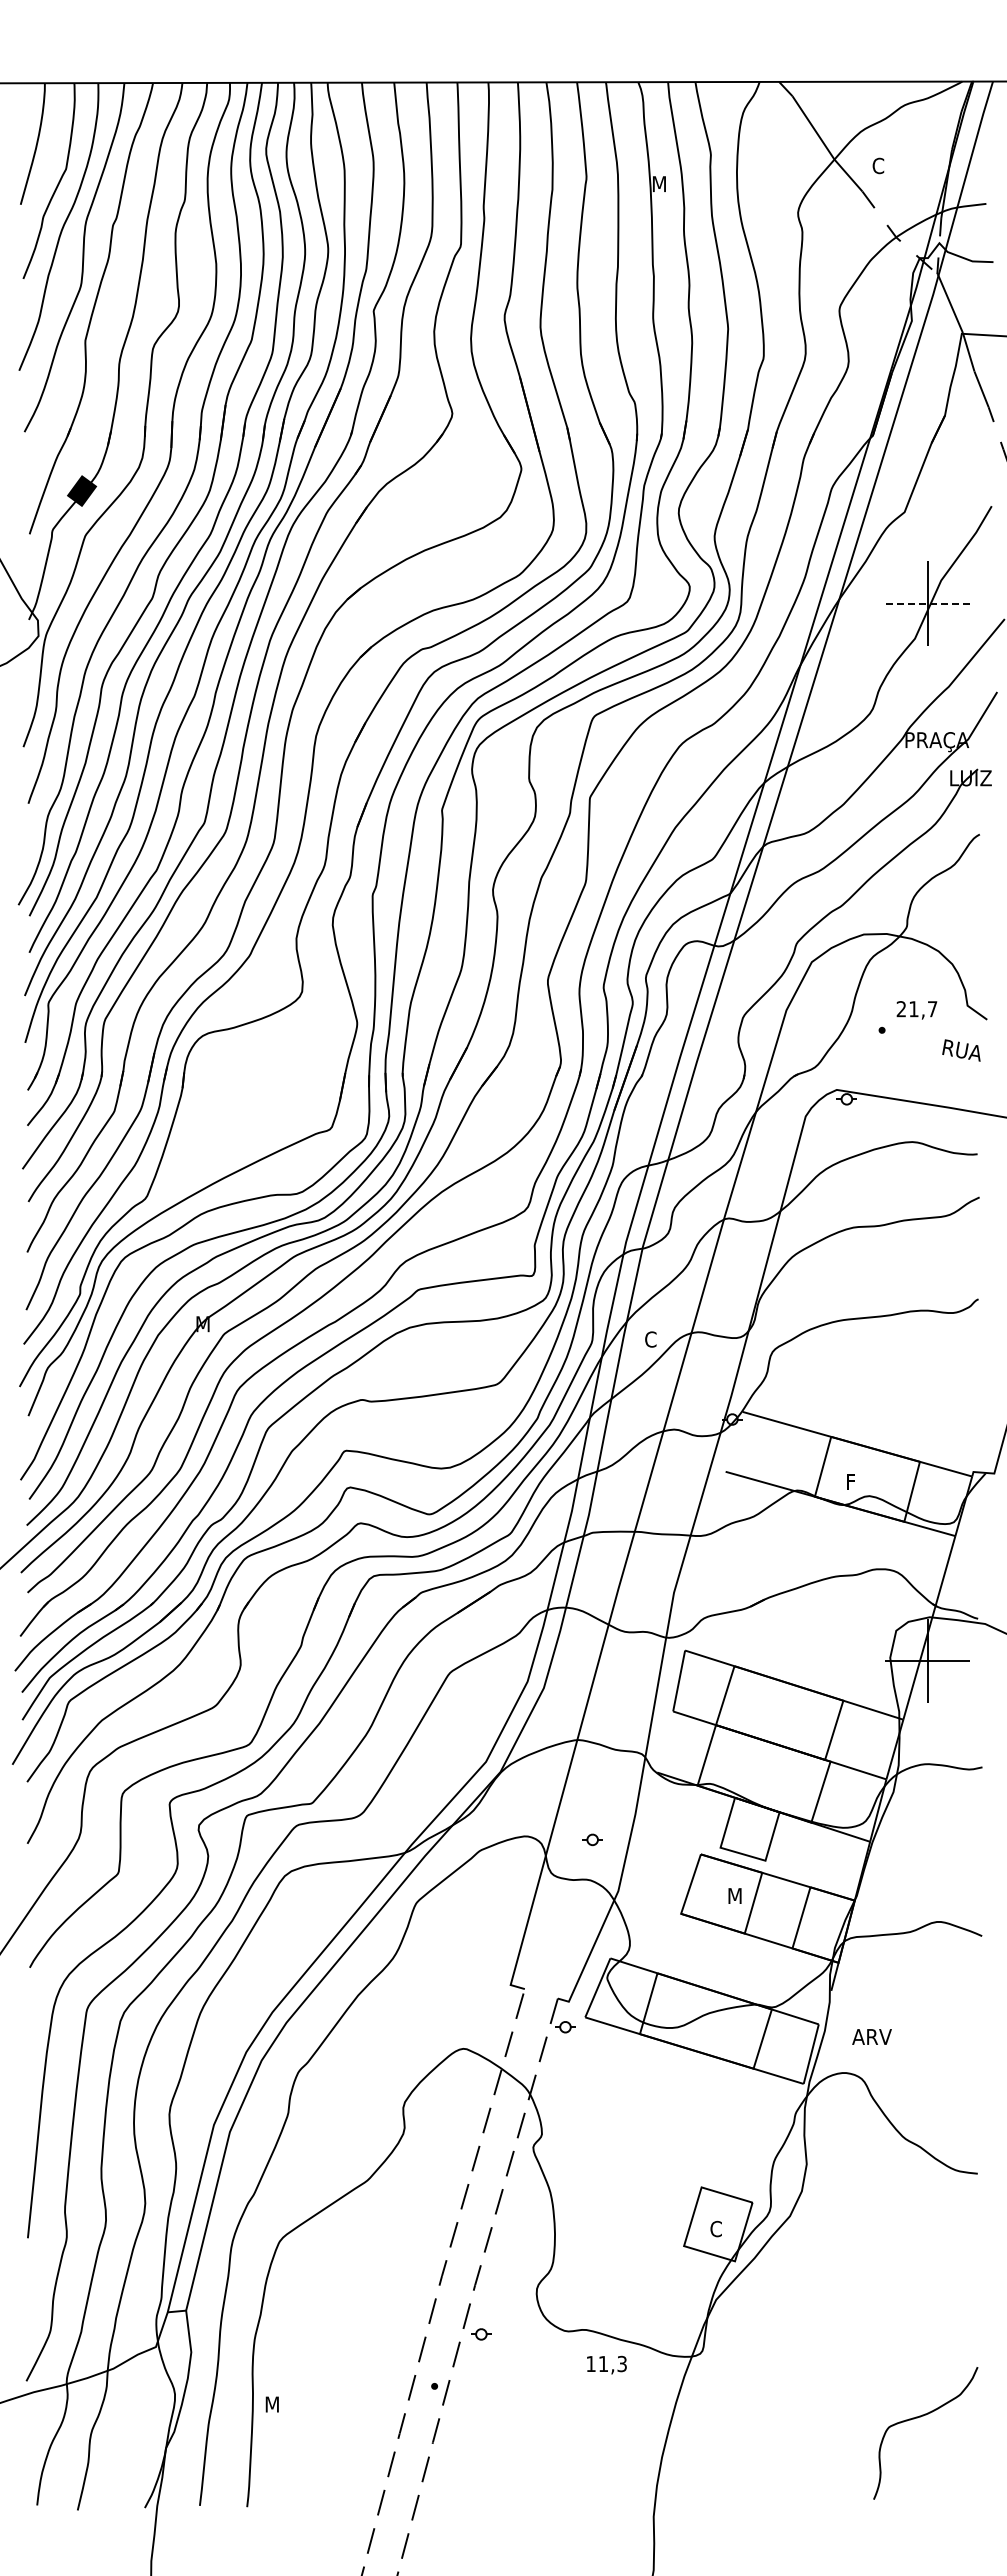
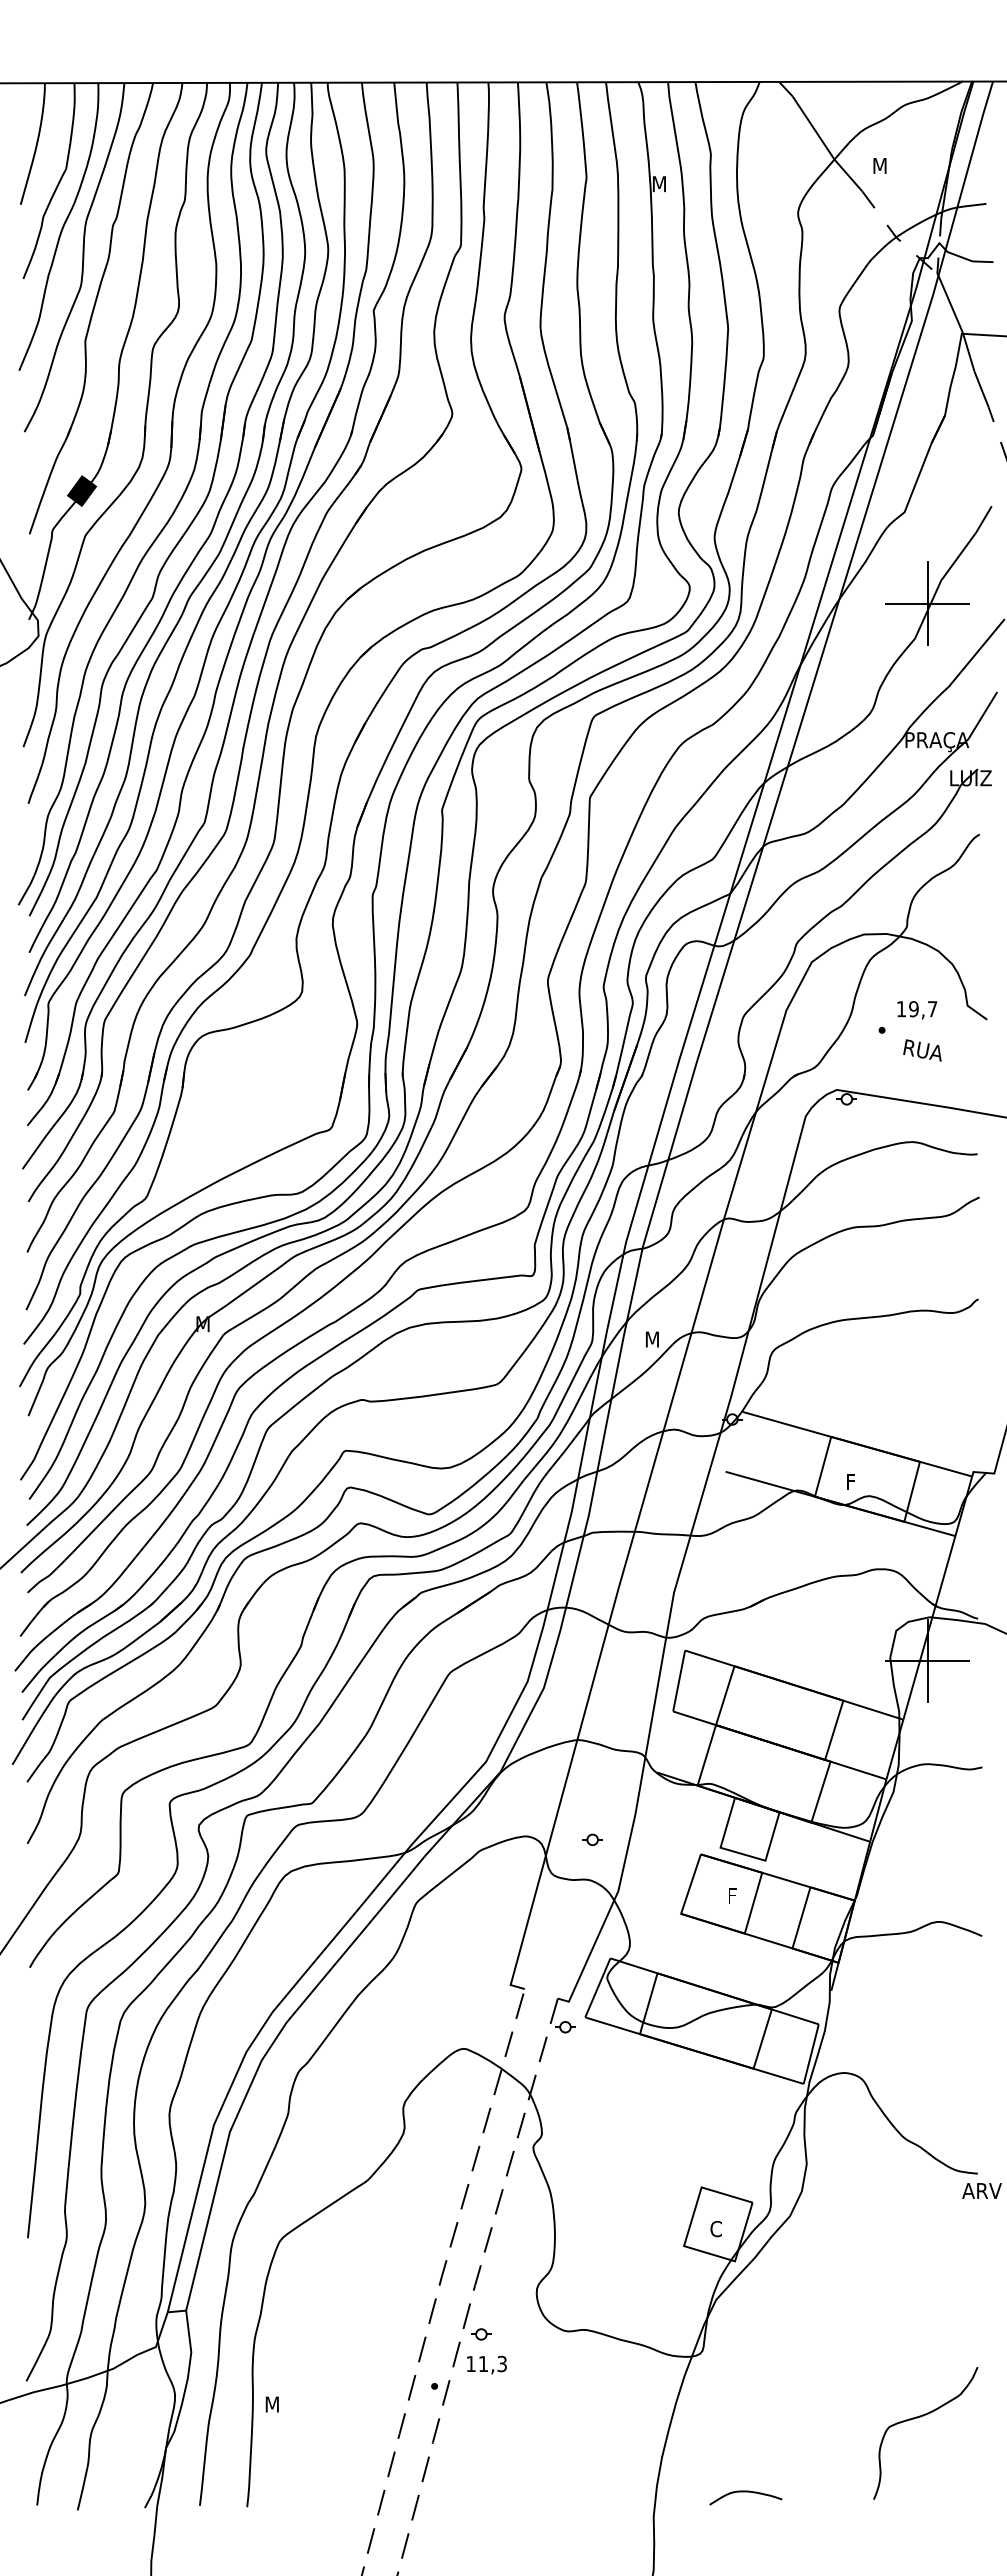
text: C -> M (879, 165)
line: dashed -> solid (927, 603)
text: 21,7 -> 19,7 (907, 1009)
text position: (961, 1050) -> (922, 1050) (922, 1050)
text: C -> M (651, 1339)
text: M -> F (734, 1895)
text position: (871, 2036) -> (981, 2190) (981, 2190)
text position: (606, 2364) -> (486, 2364) (486, 2364)
curve: none -> present (745, 2492)
